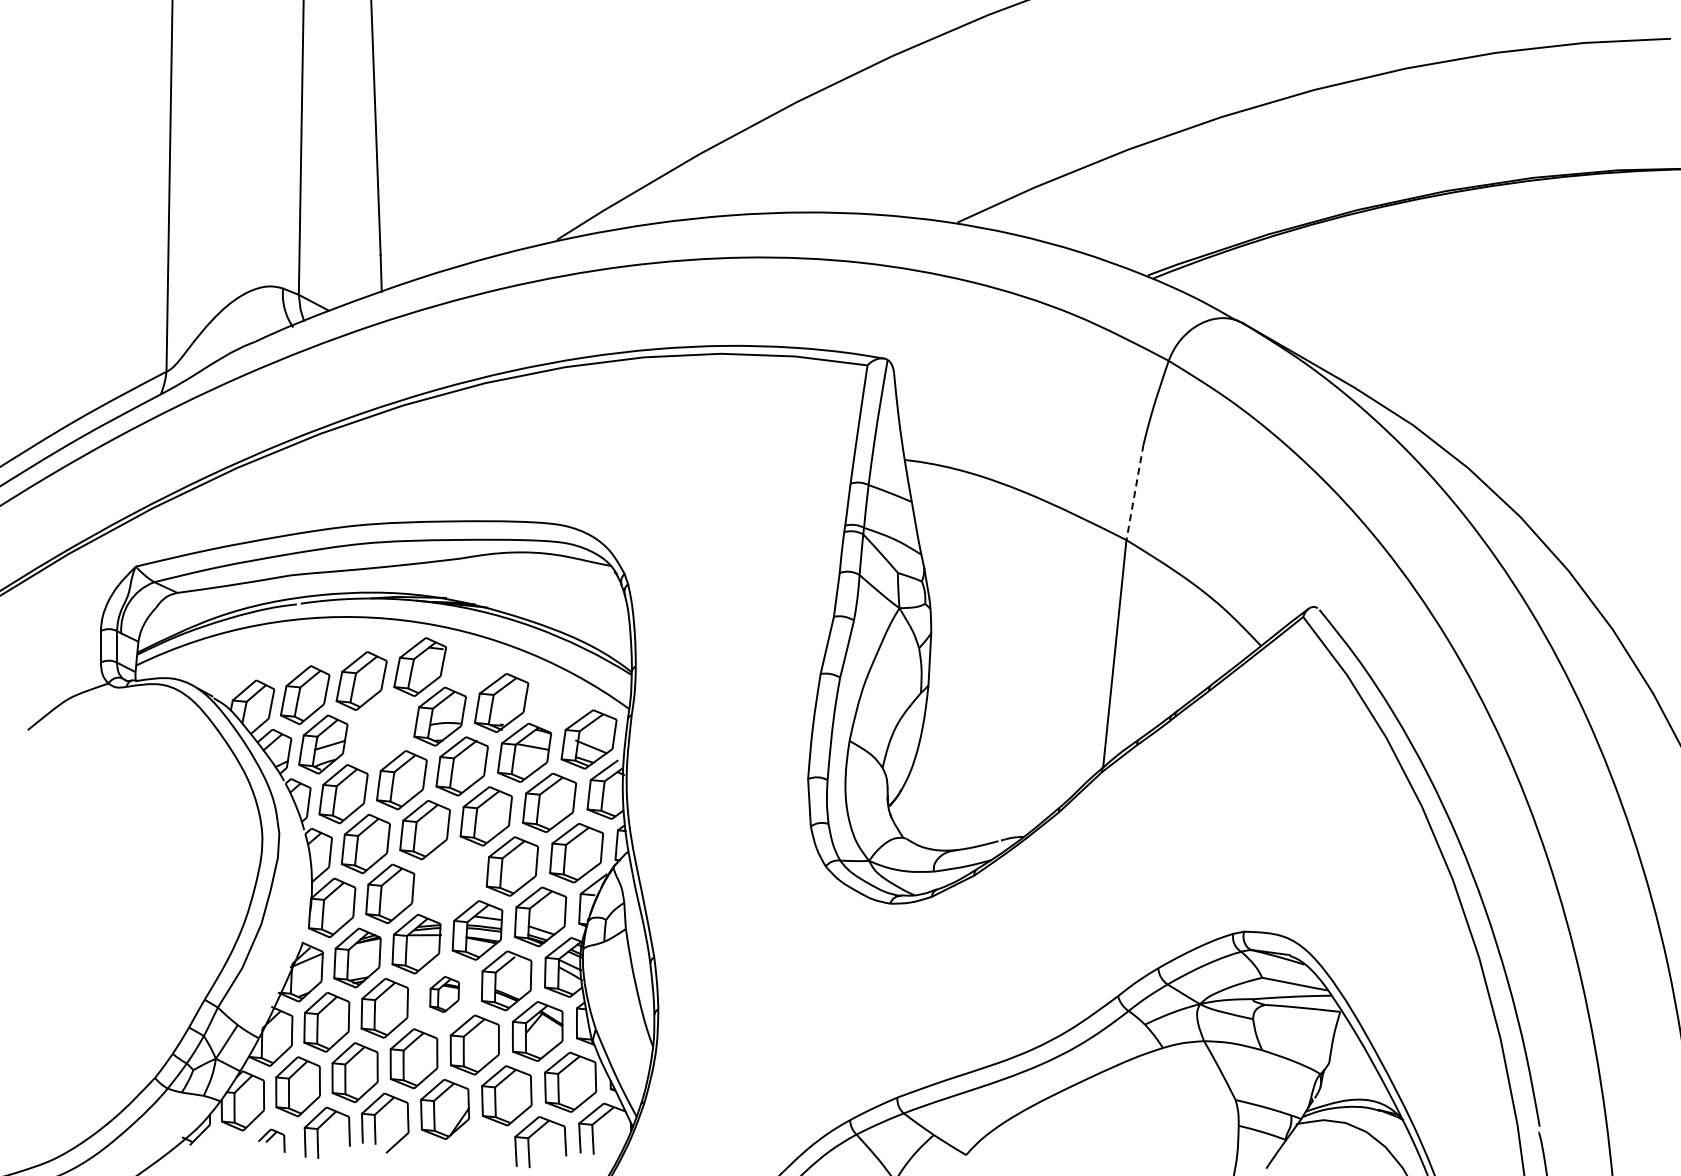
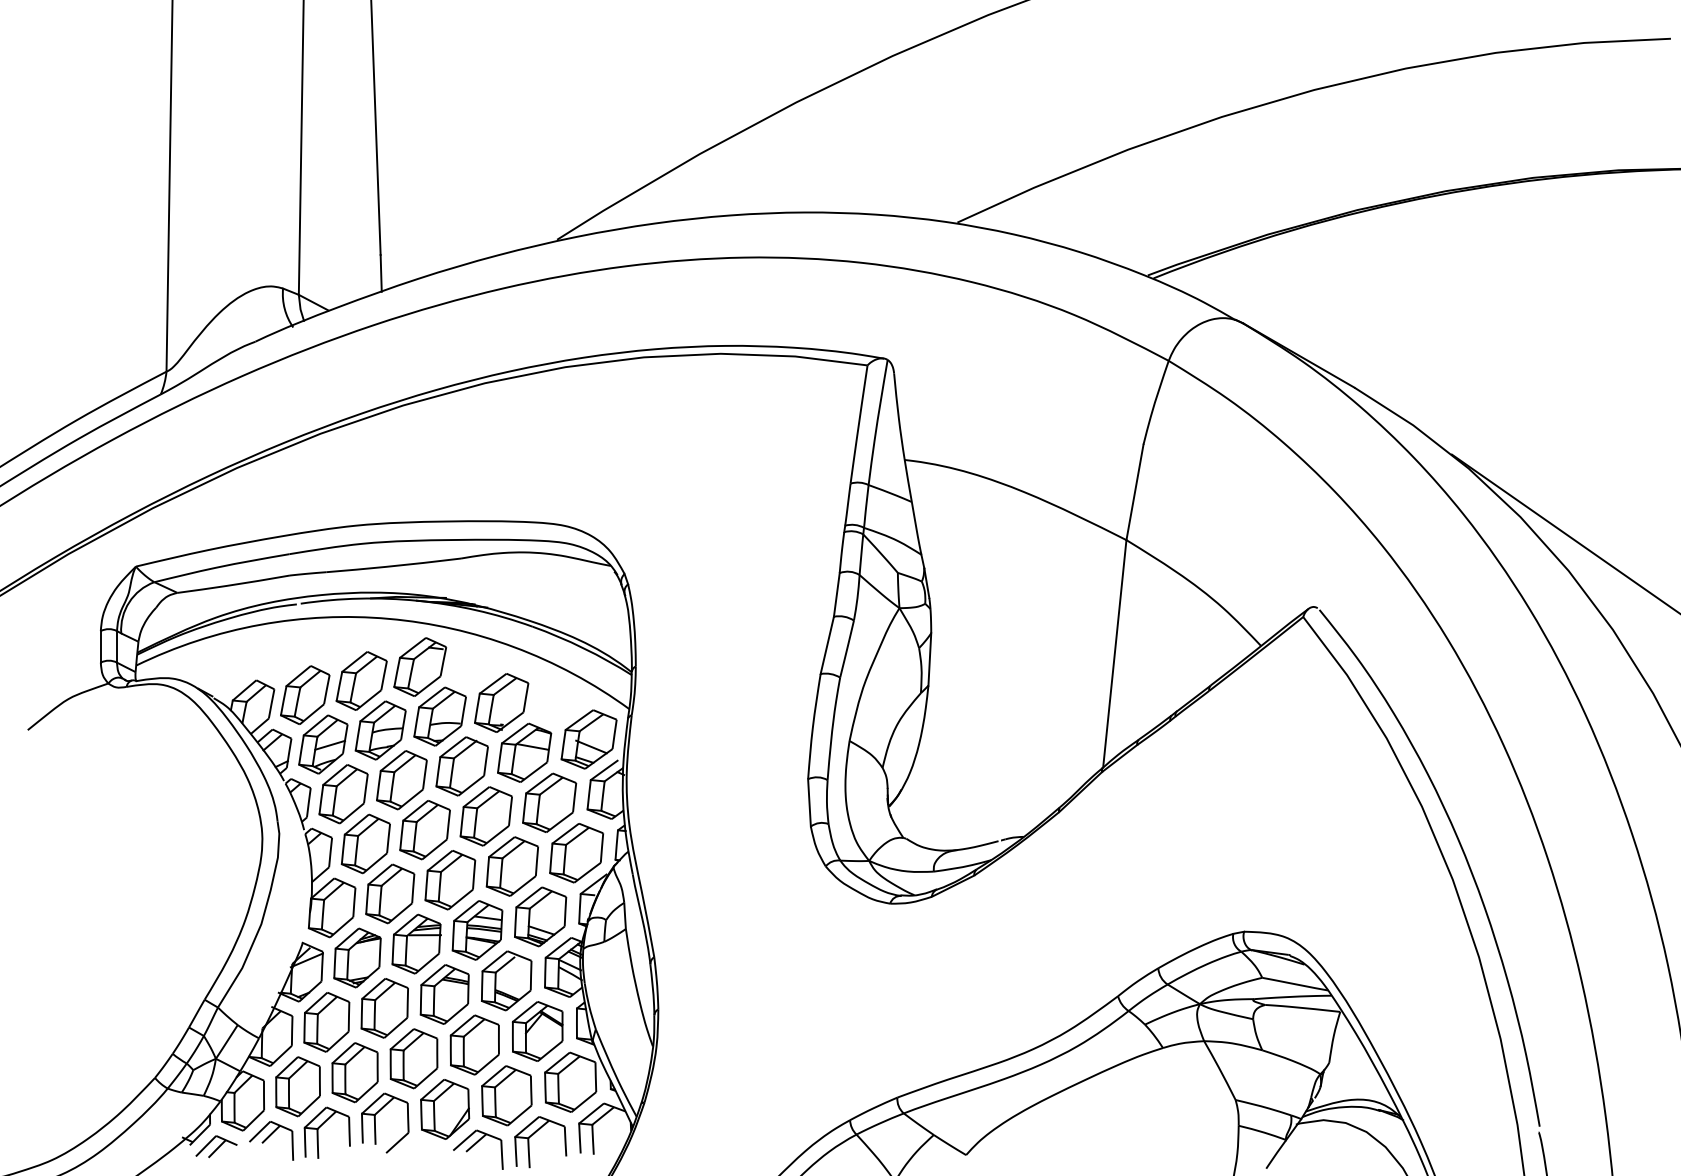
line: dashed -> solid (1134, 492)
line: none -> present (1564, 533)
part: none -> present (380, 730)
part: none -> present (450, 880)
part size: 31x37 px -> 51x61 px (444, 994)
part size: 28x25 px -> 46x40 px (271, 1140)
part: none -> present (216, 1146)
part: none -> present (478, 1149)
